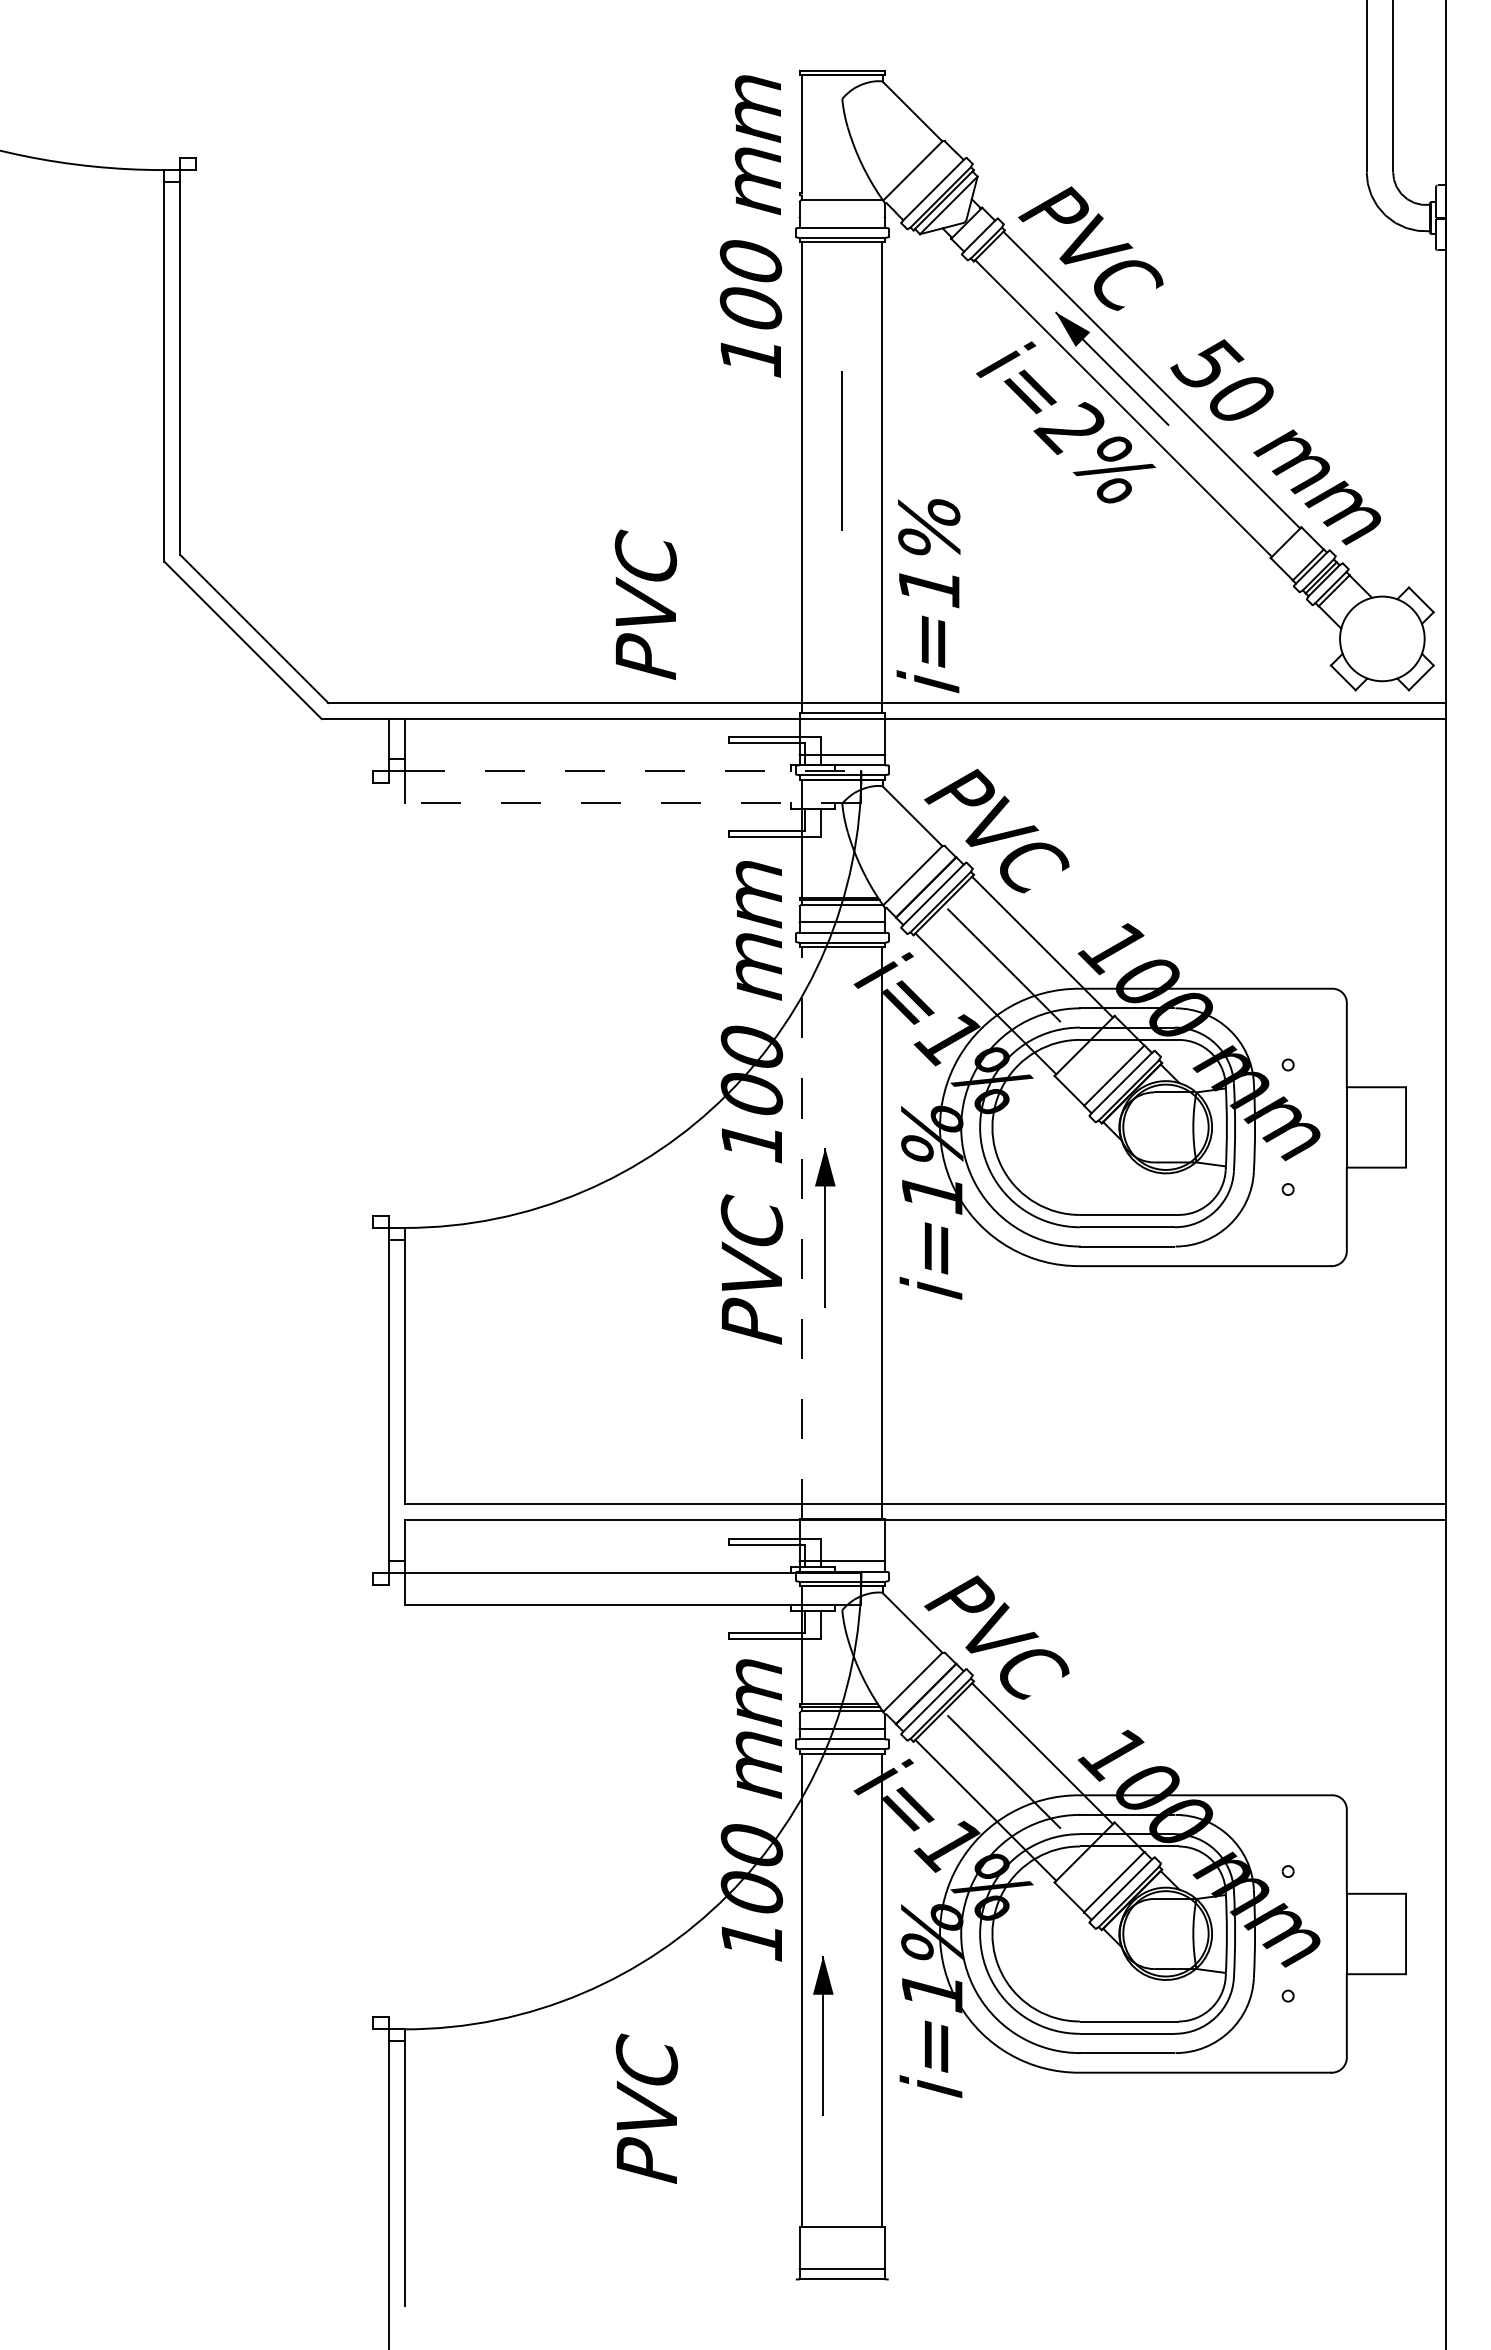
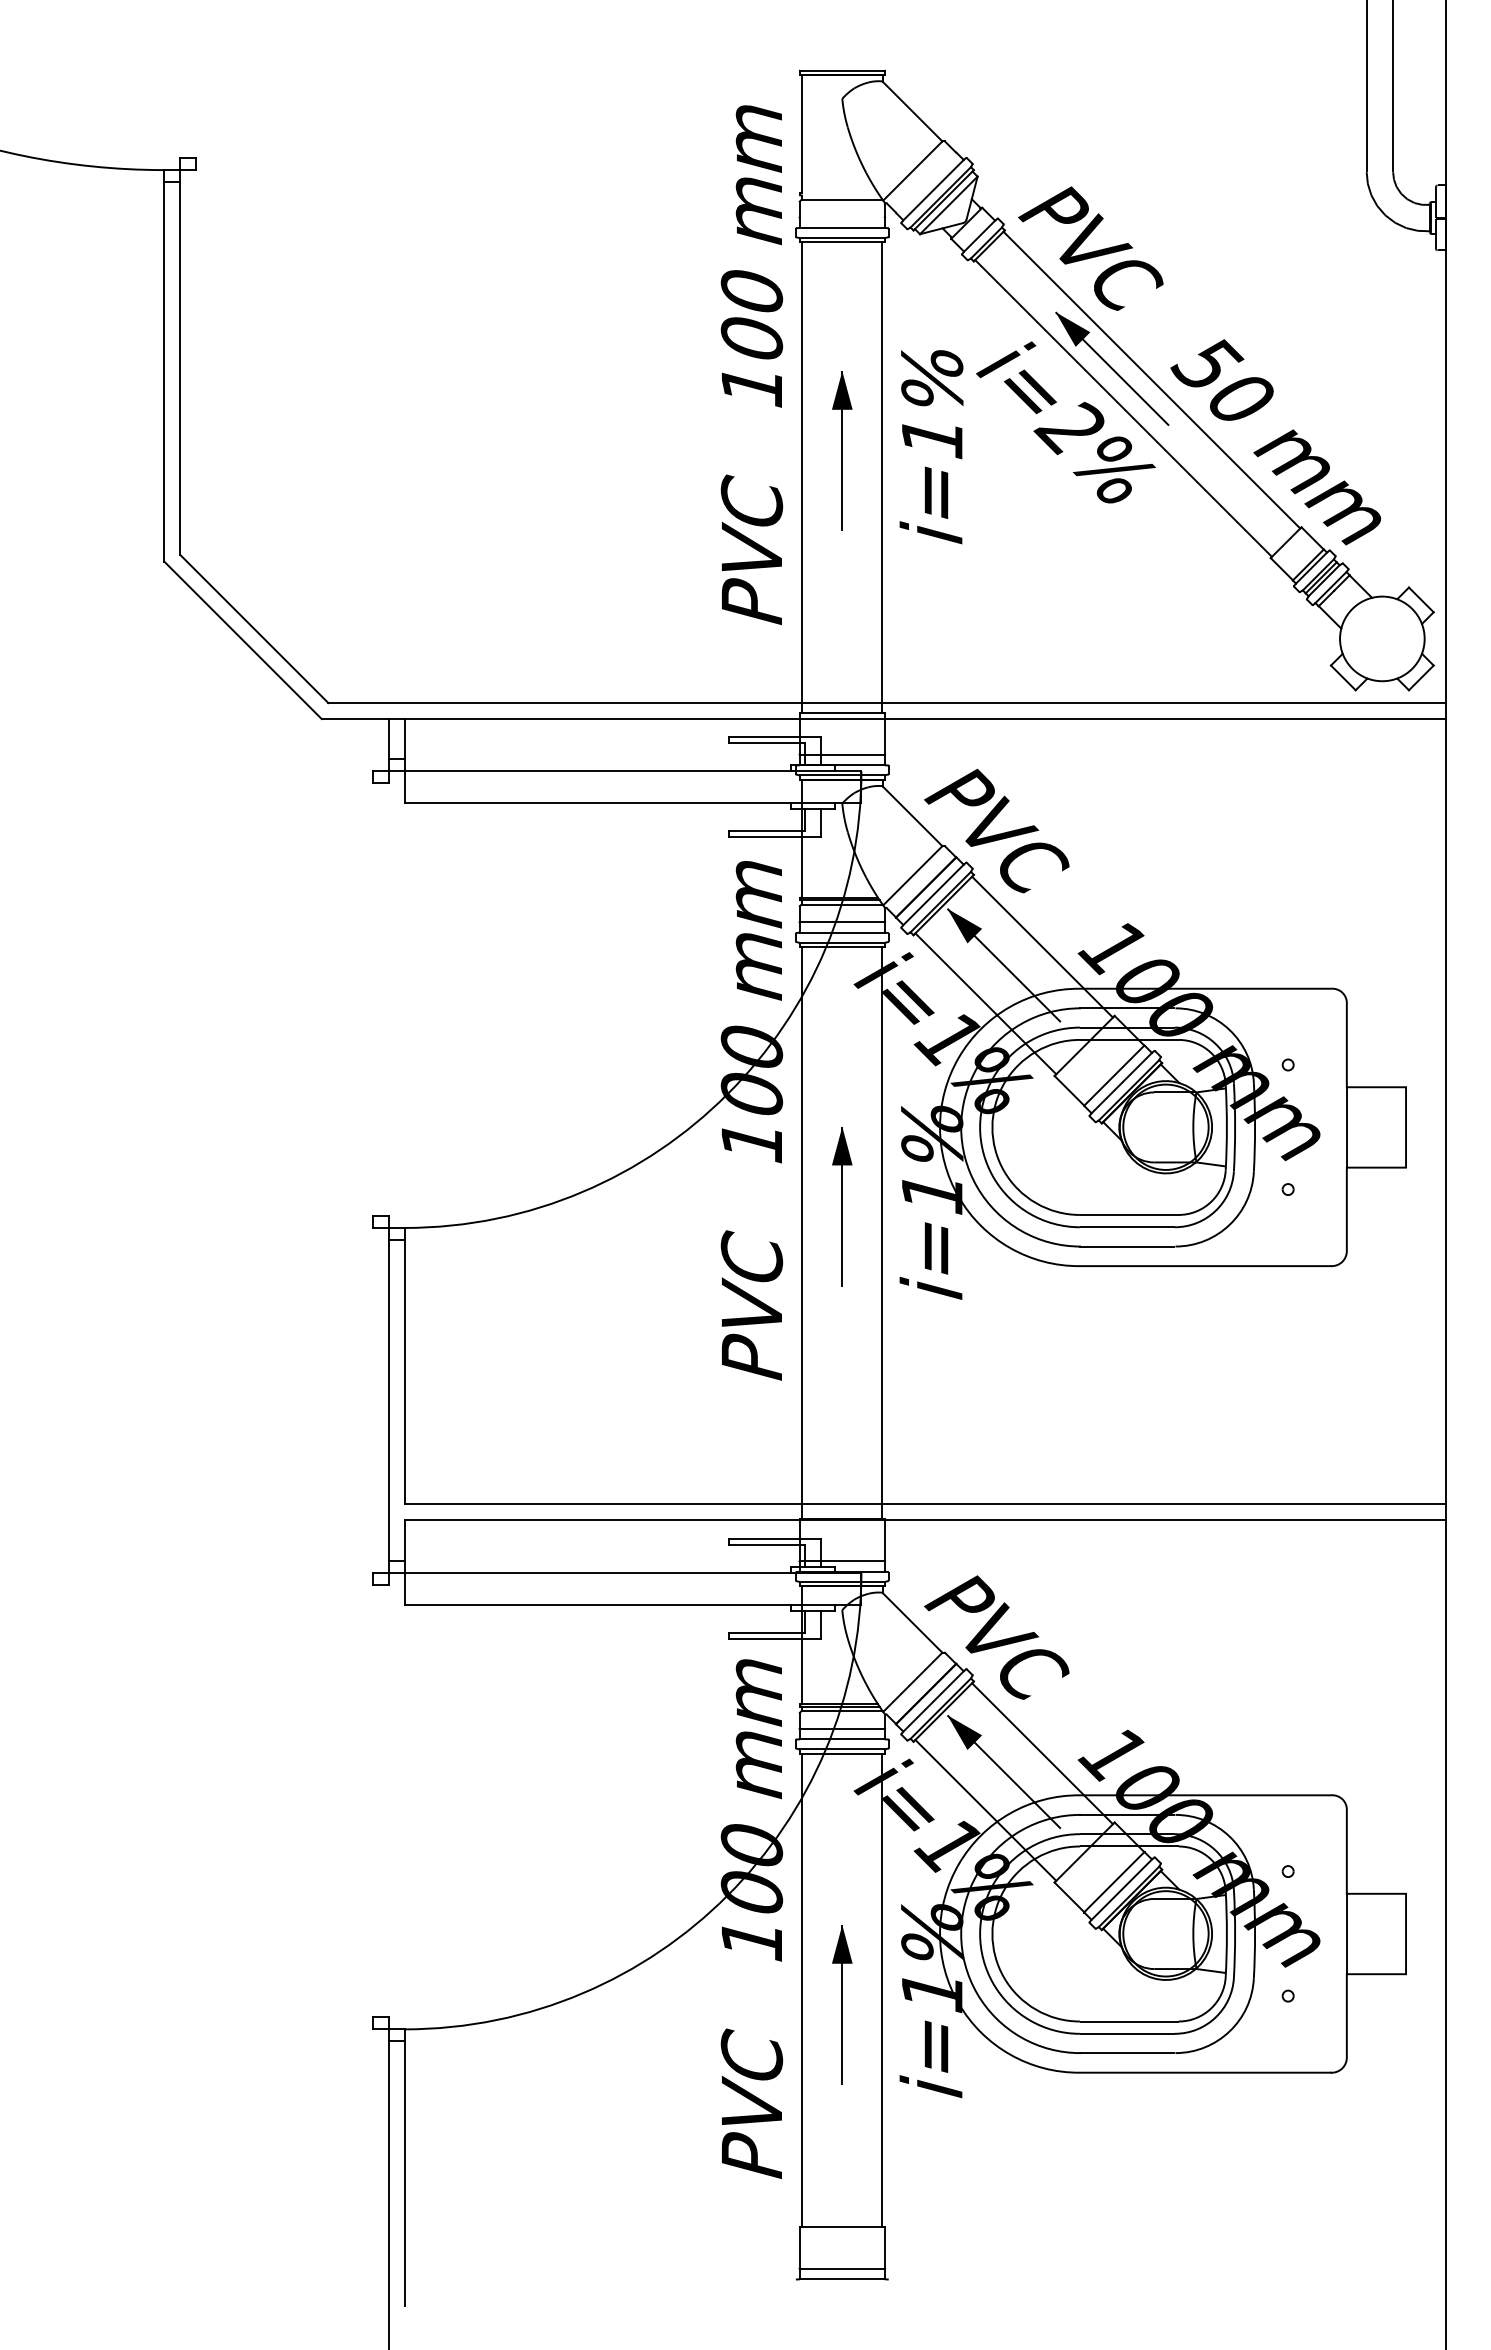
text position: (750, 226) -> (751, 256) (751, 256)
fill: none -> present (841, 390)
text position: (928, 596) -> (931, 447) (931, 447)
text position: (645, 604) -> (751, 549) (751, 549)
line: dashed -> solid (633, 771)
line: dashed -> solid (632, 803)
fill: none -> present (964, 925)
part position: (825, 1227) -> (842, 1206) (842, 1206)
line: dashed -> solid (802, 1232)
text position: (751, 1269) -> (751, 1305) (751, 1305)
fill: none -> present (964, 1732)
part position: (823, 2035) -> (842, 2004) (842, 2004)
text position: (646, 2108) -> (751, 2103) (751, 2103)
